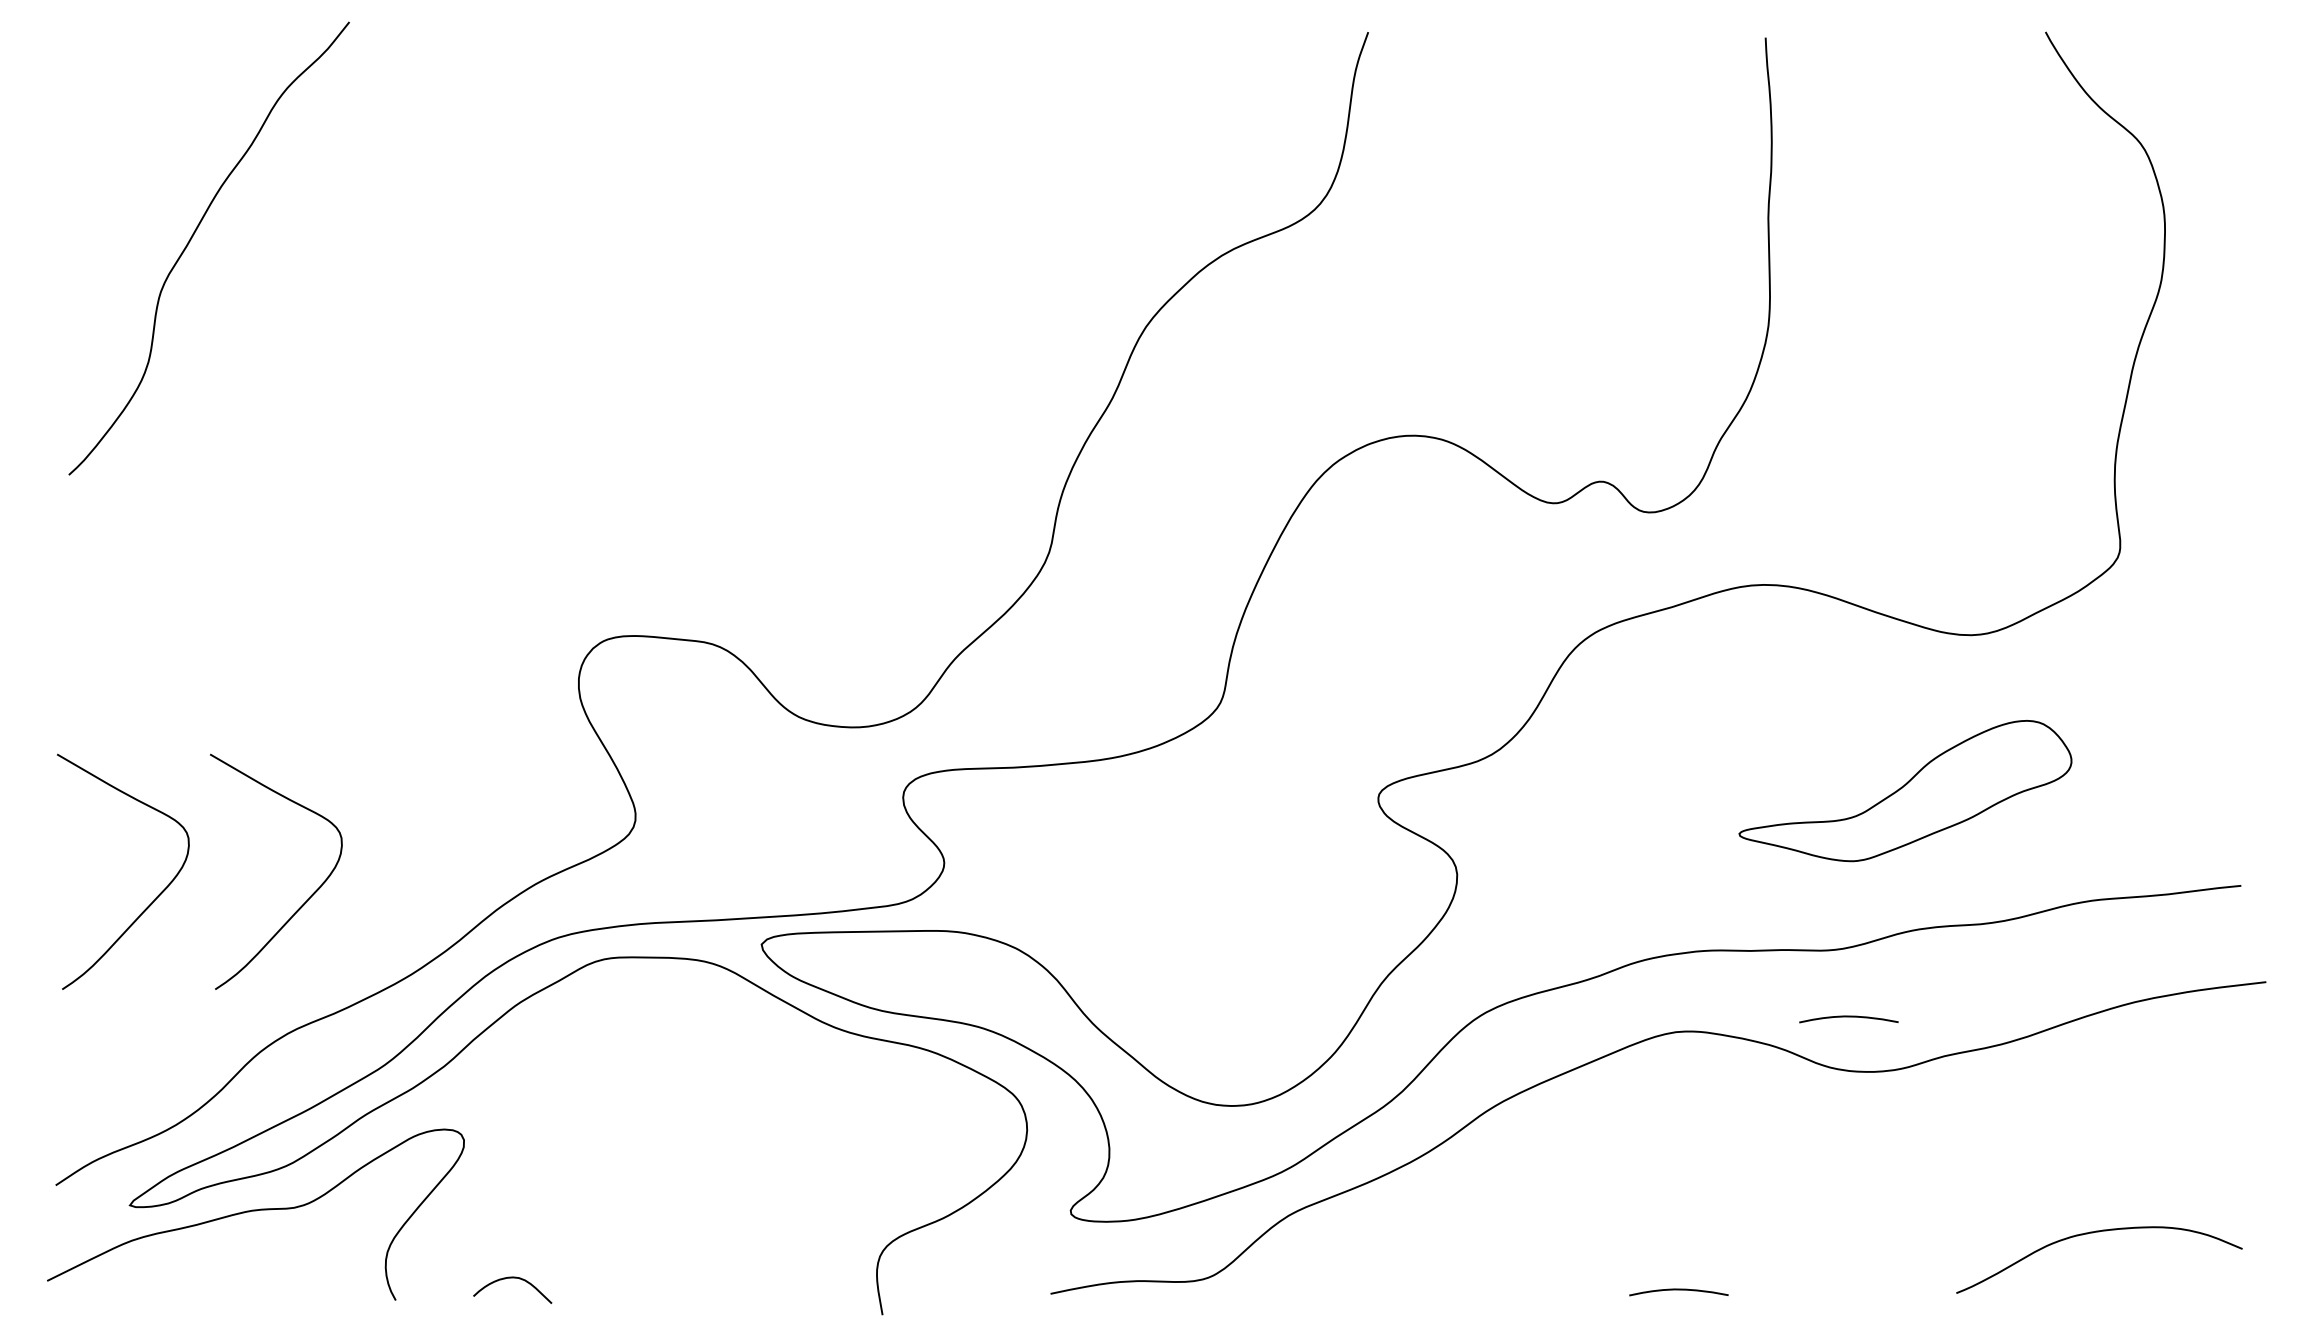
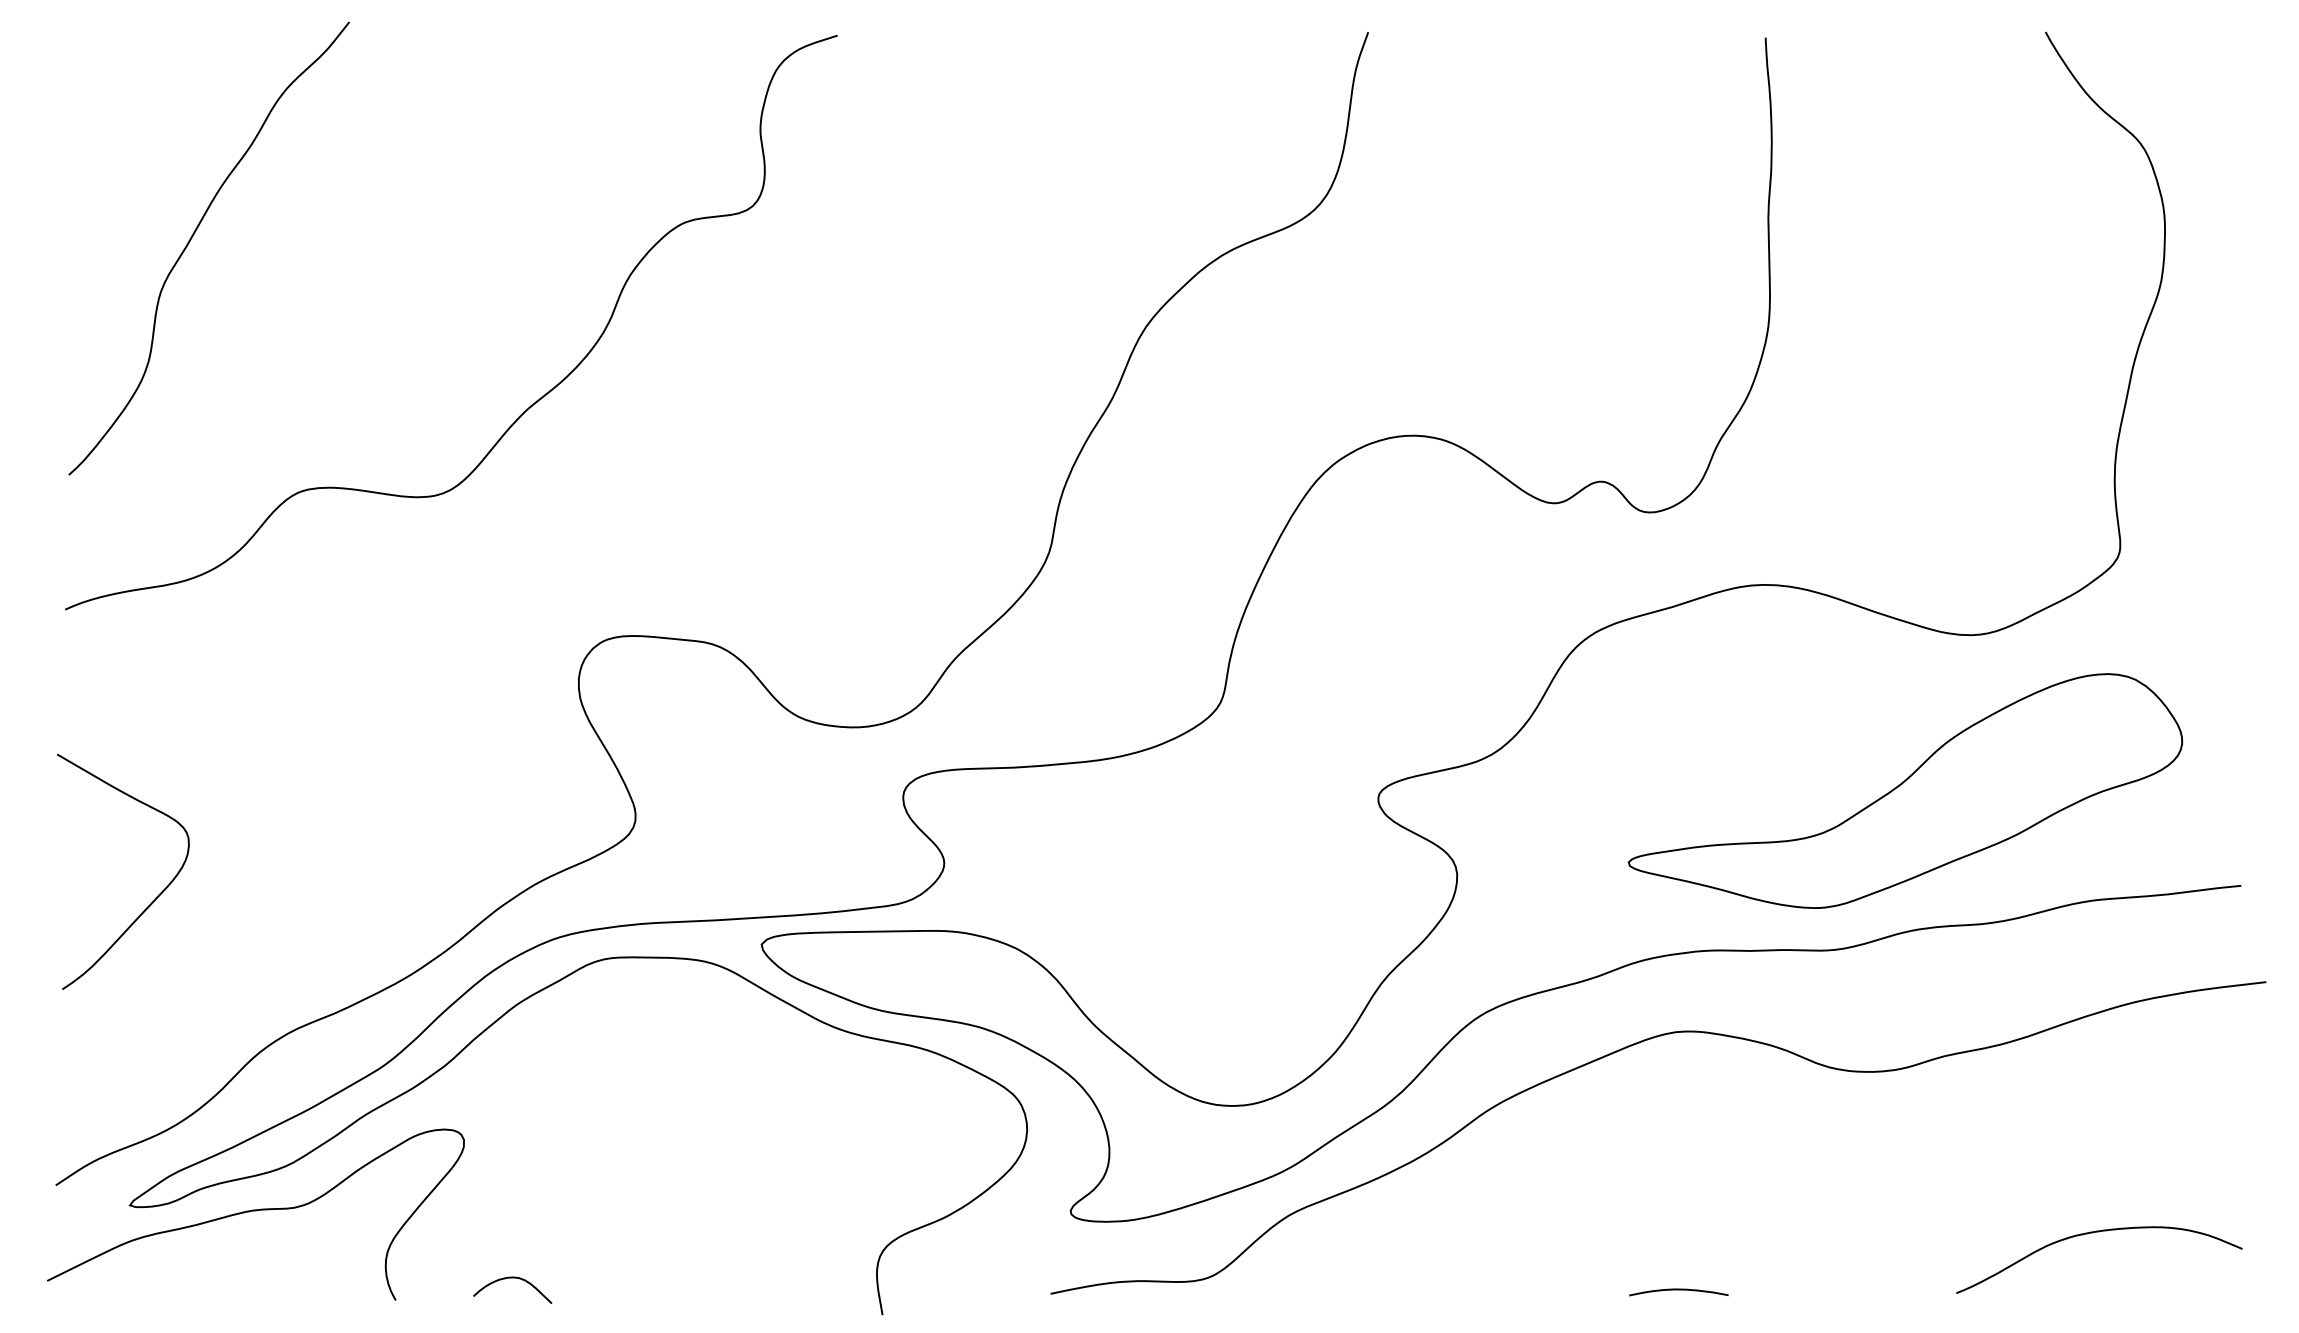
curve: none -> present (531, 404)
part size: 335x143 px -> 557x236 px (1905, 790)
curve: present -> none (309, 896)
curve: present -> none (1848, 1017)
